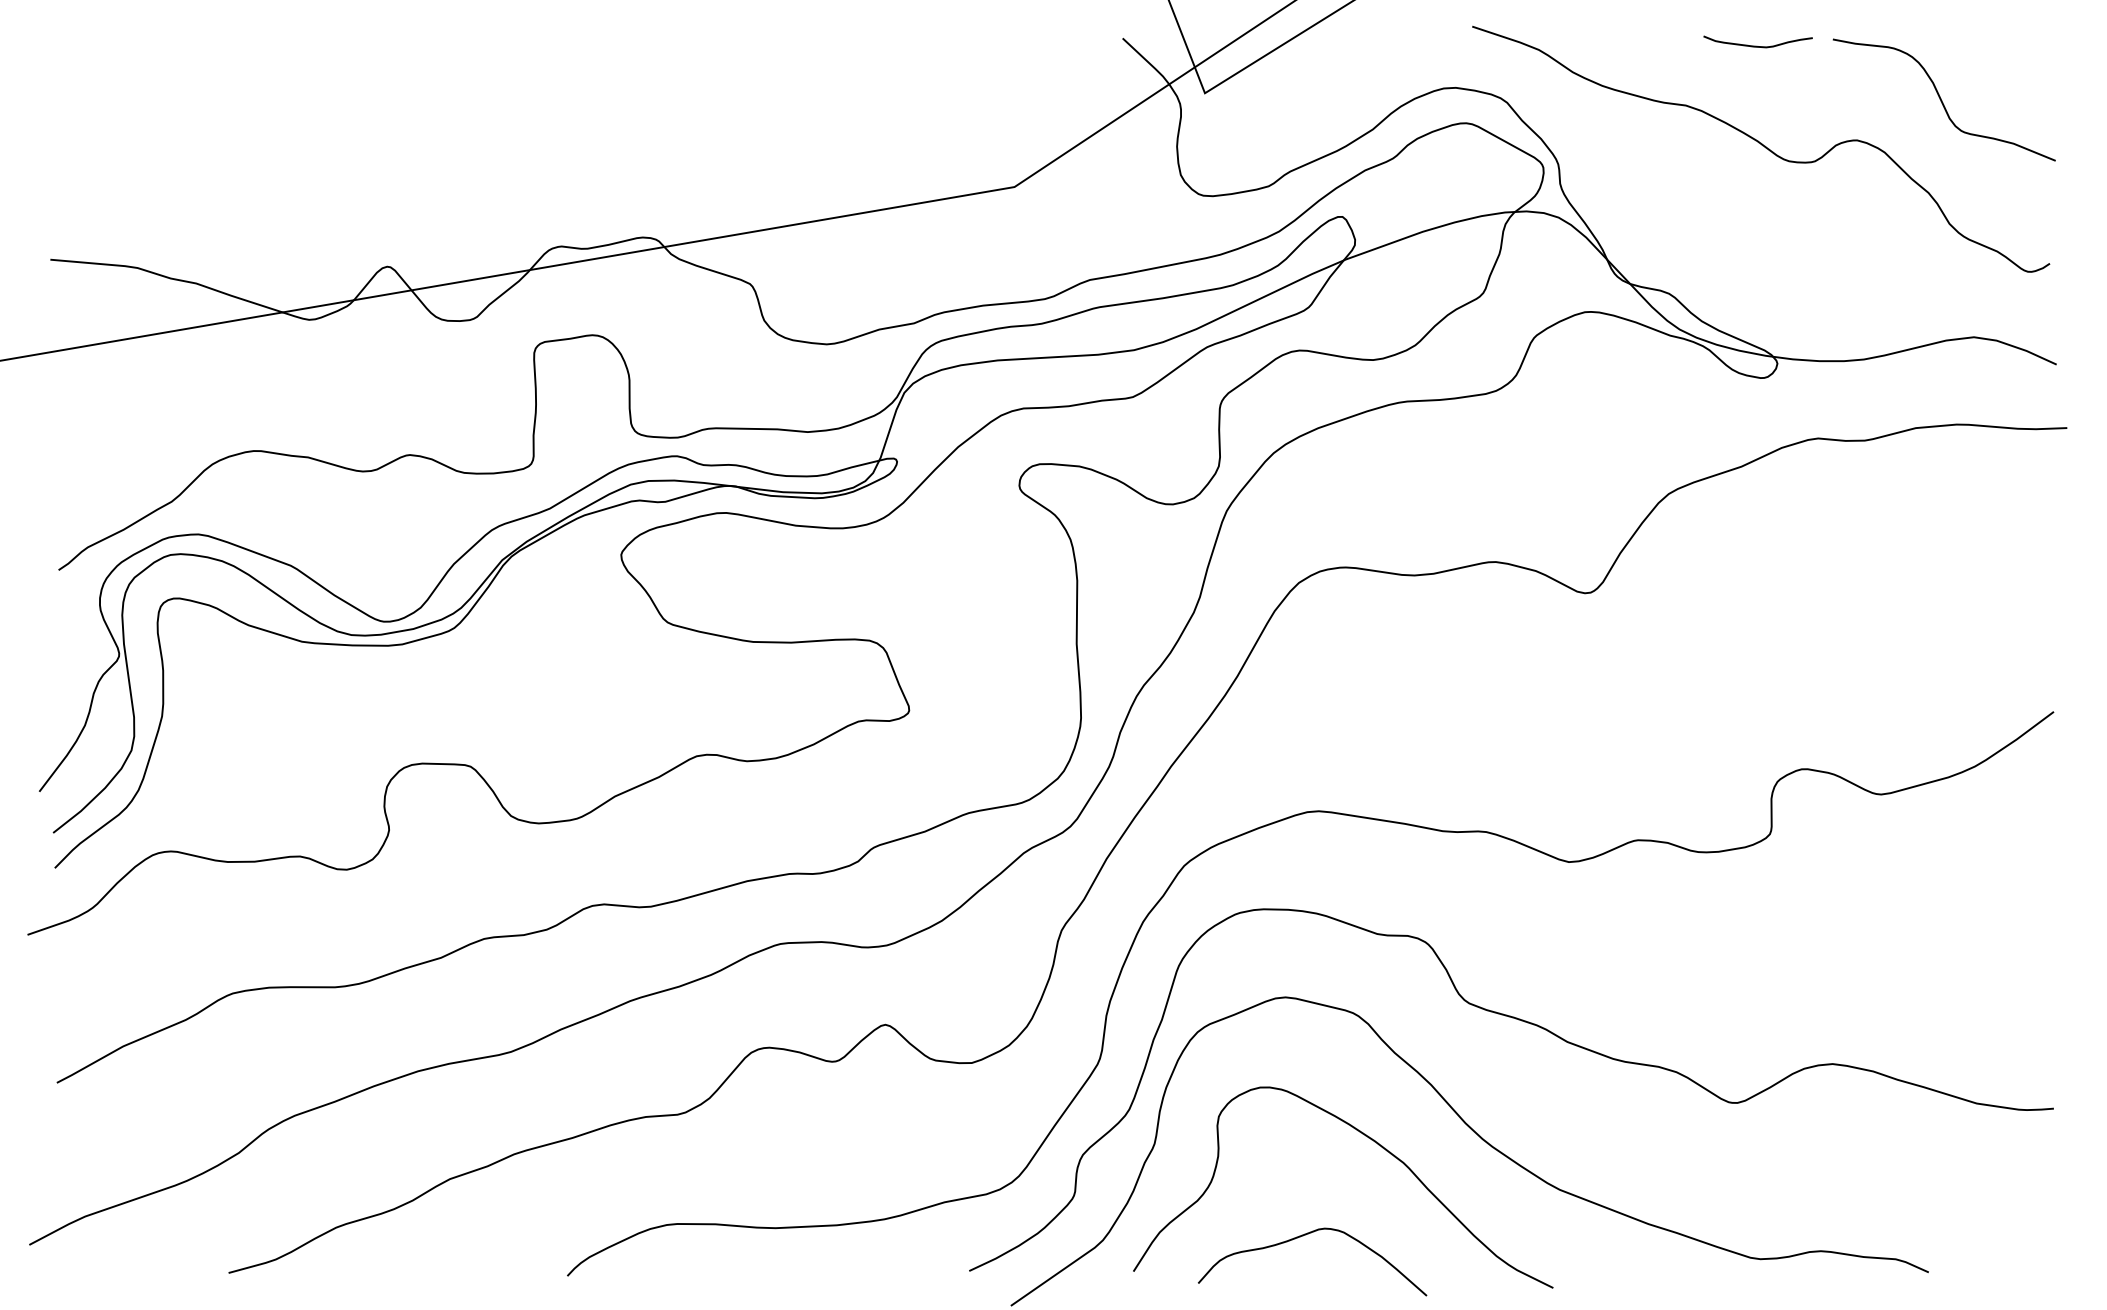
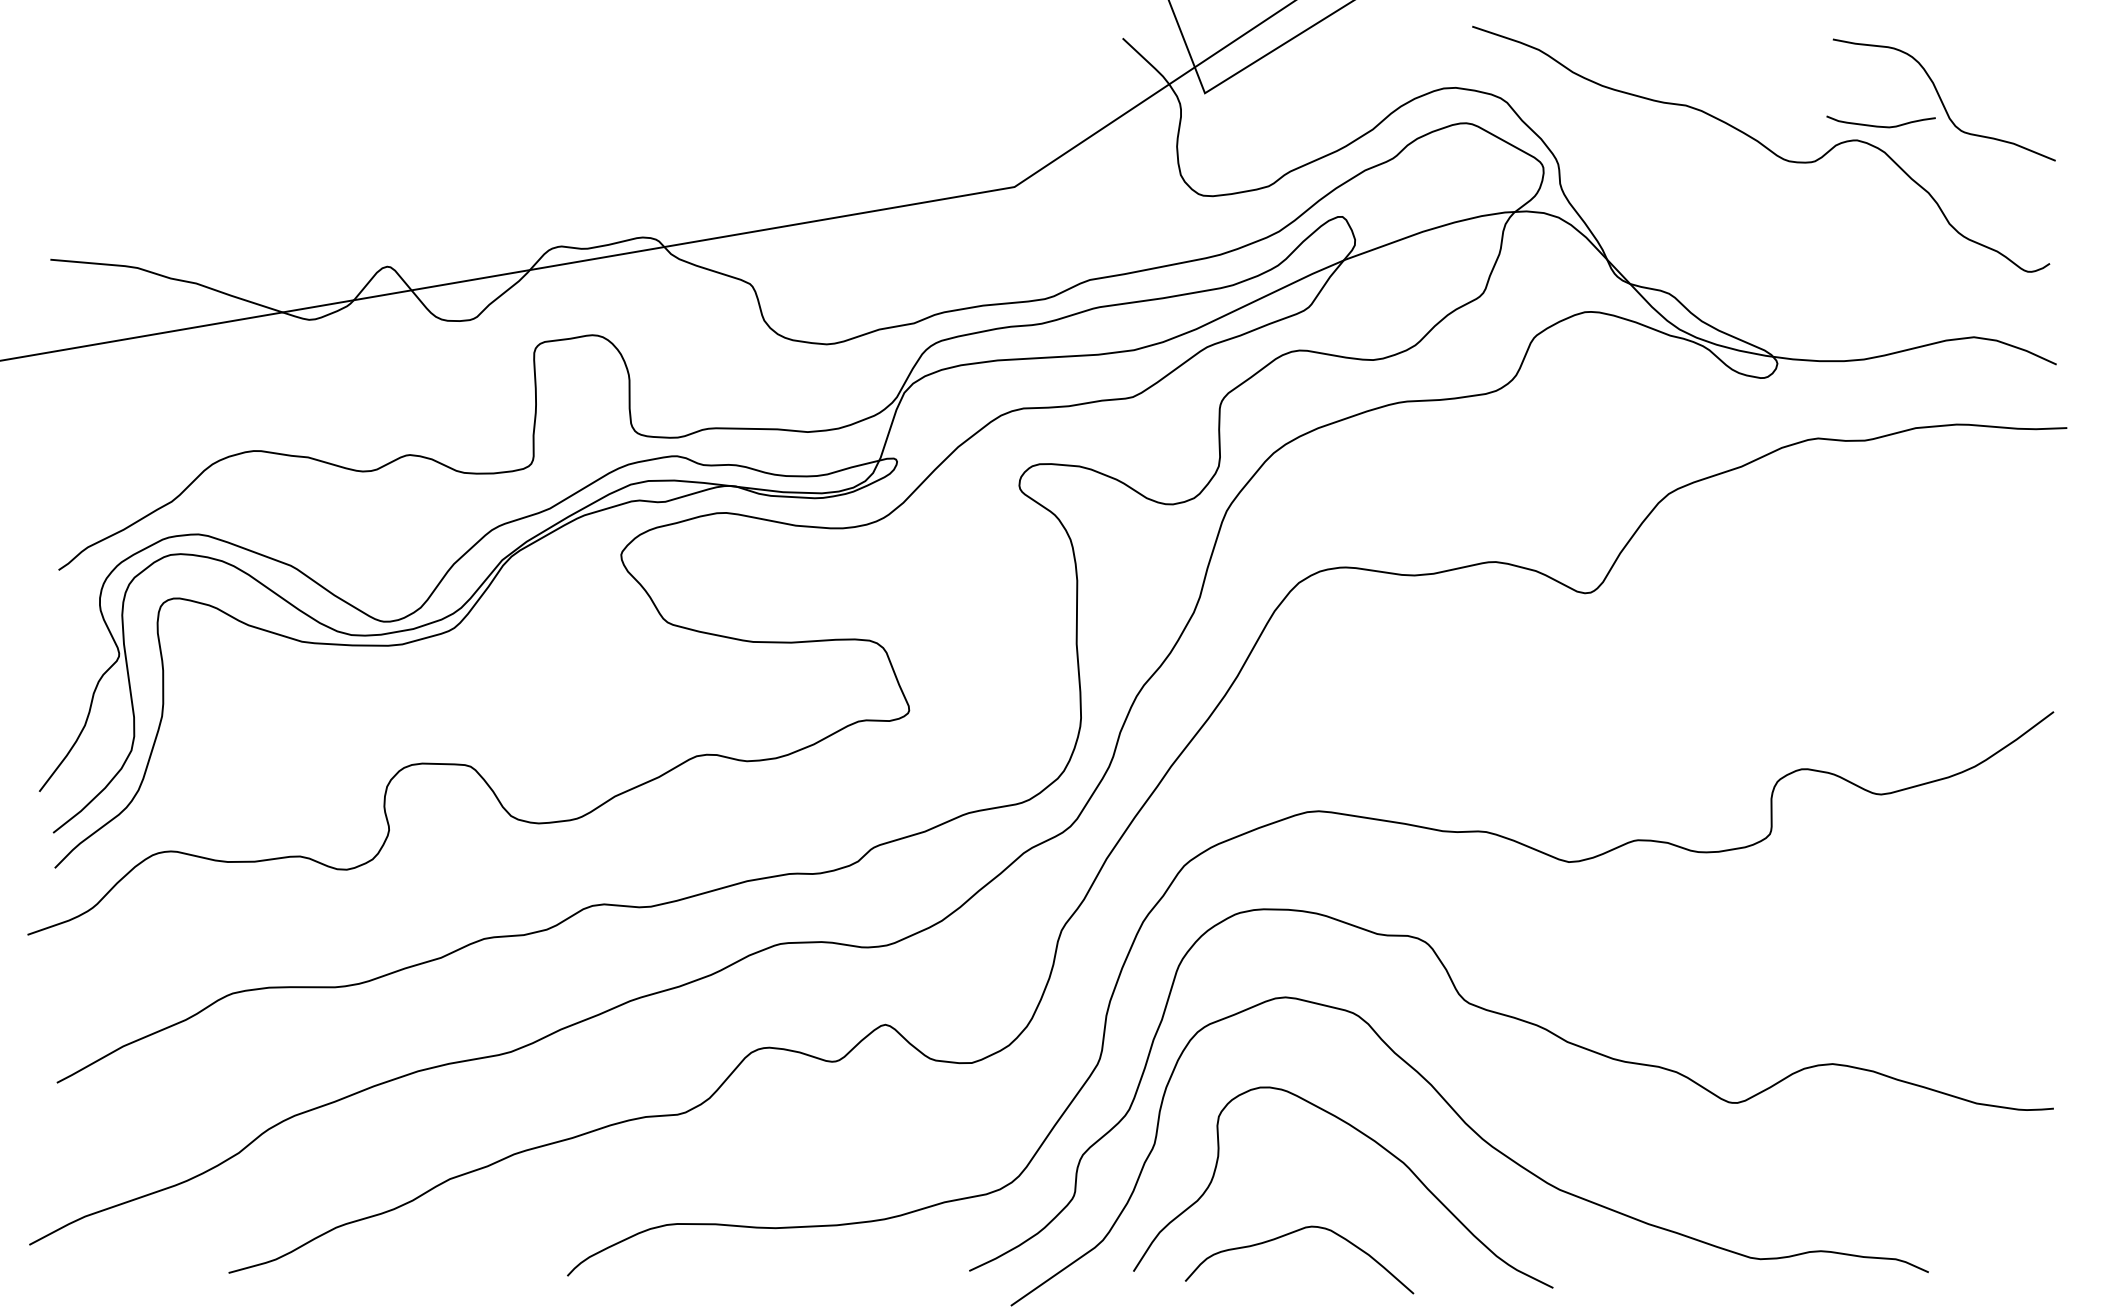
curve position: (1757, 45) -> (1880, 125) (1880, 125)
curve position: (1303, 1236) -> (1290, 1234) (1290, 1234)
